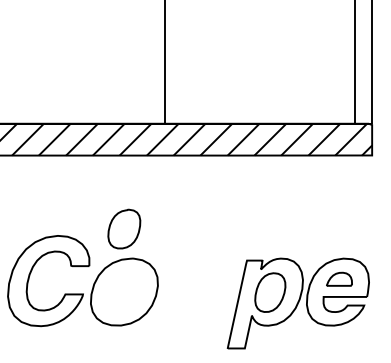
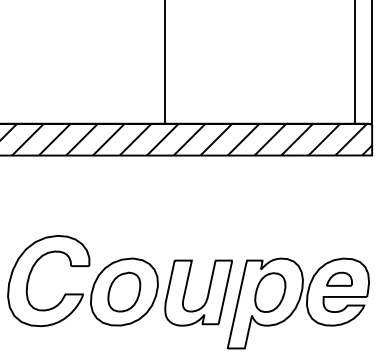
part position: (124, 228) -> (124, 291) (124, 291)
part: none -> present (207, 292)
